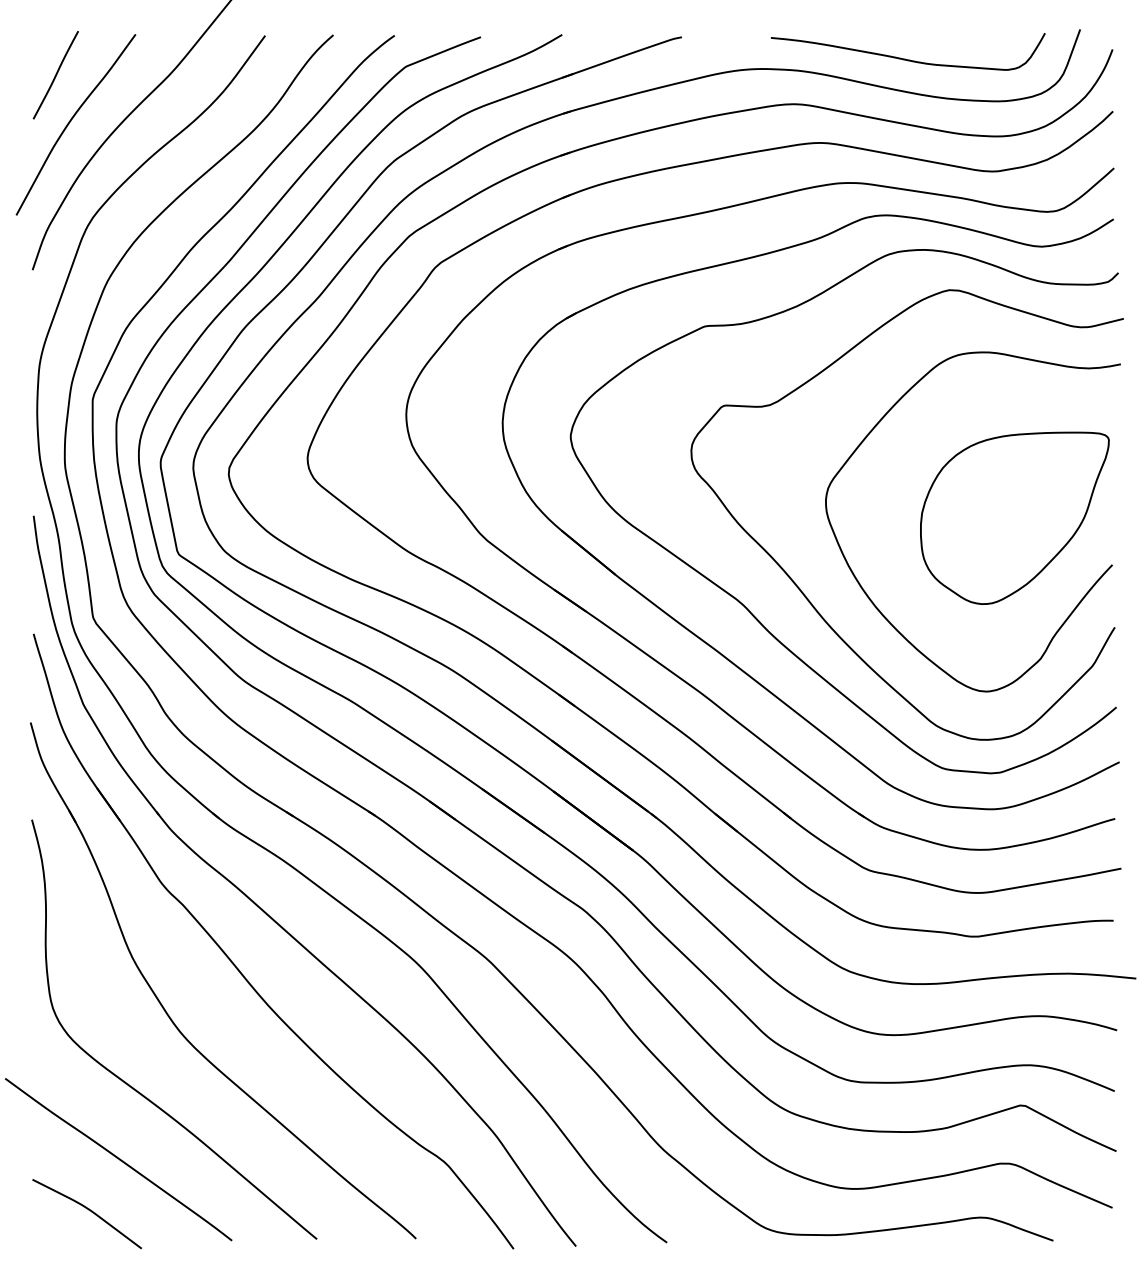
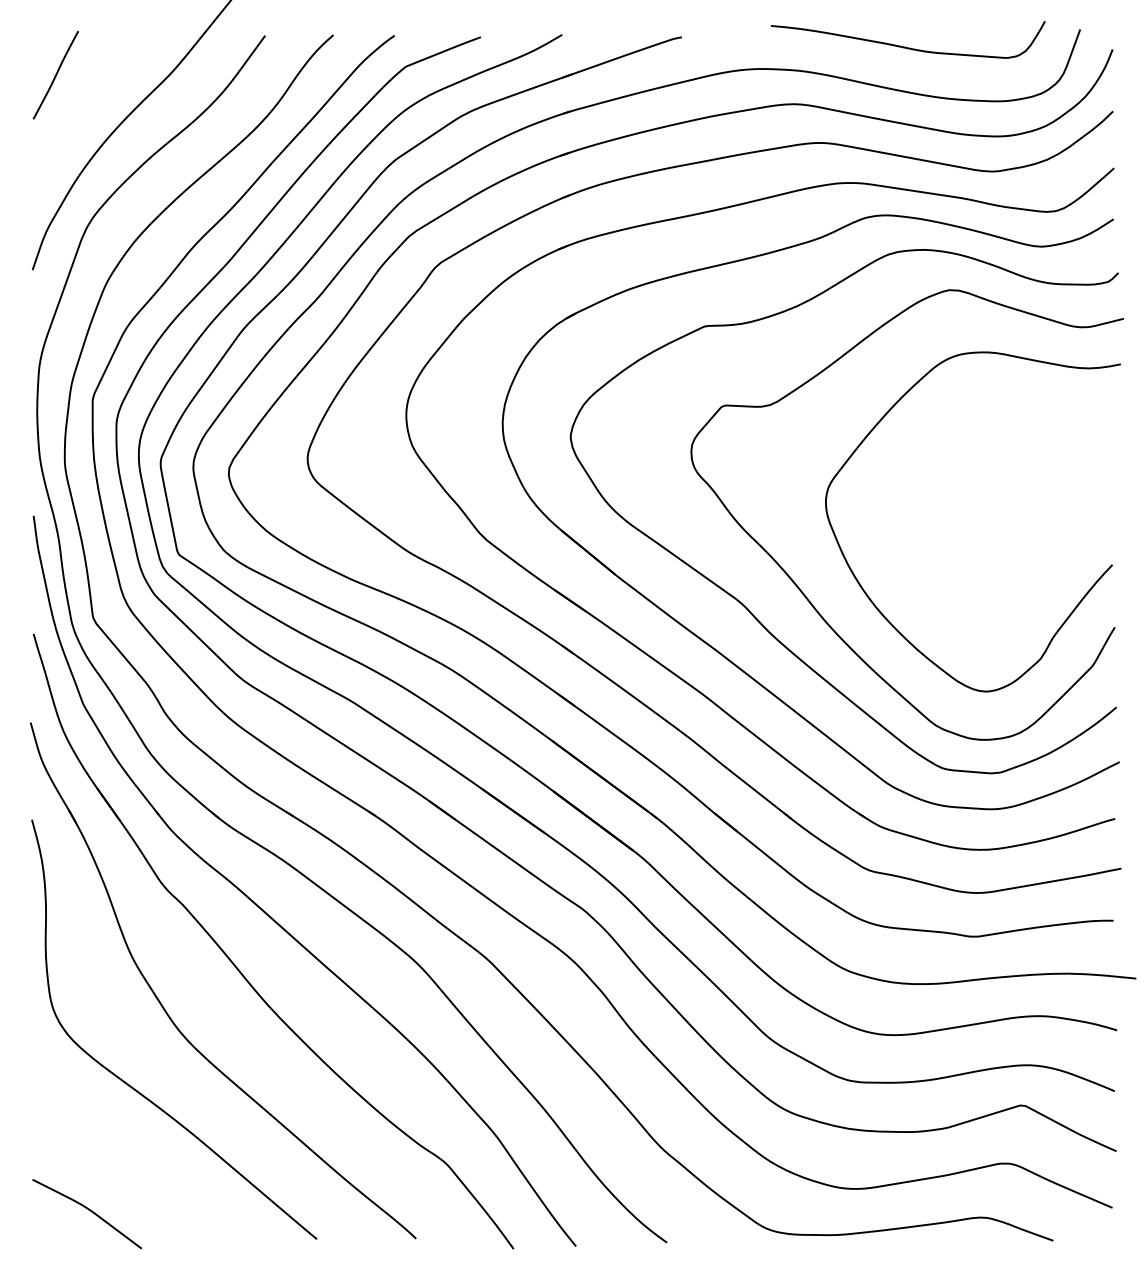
curve position: (905, 58) -> (905, 46) (905, 46)
curve: present -> none (71, 121)
part: present -> none (1014, 517)
curve: present -> none (118, 1159)
